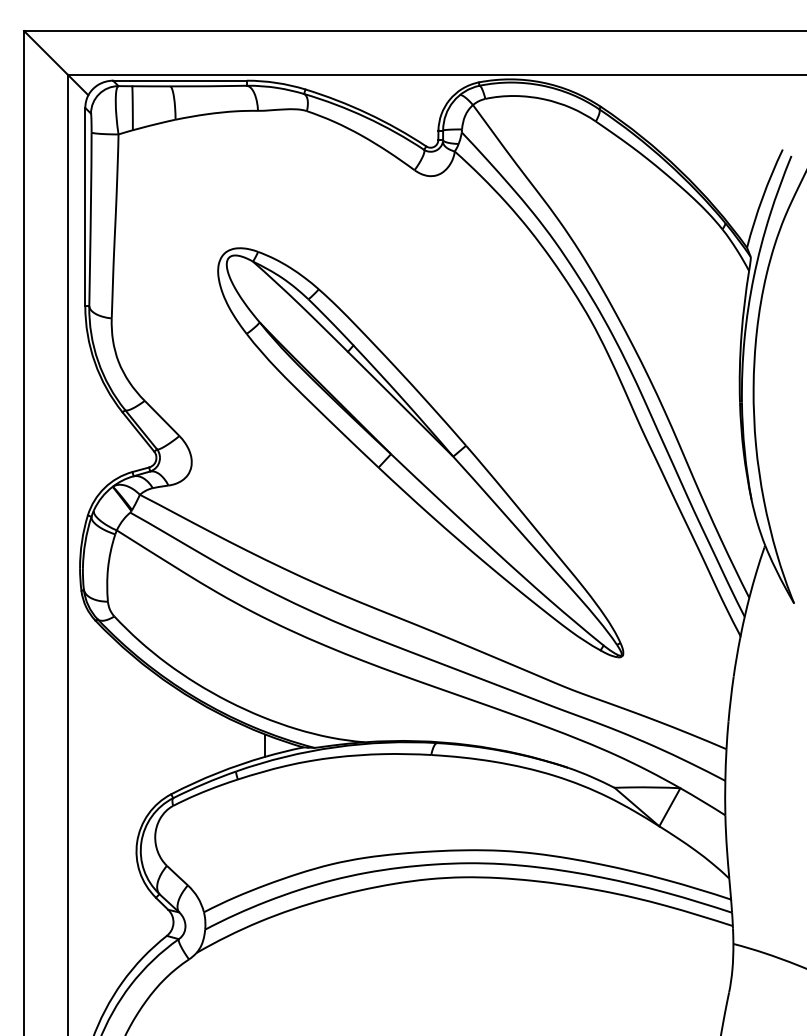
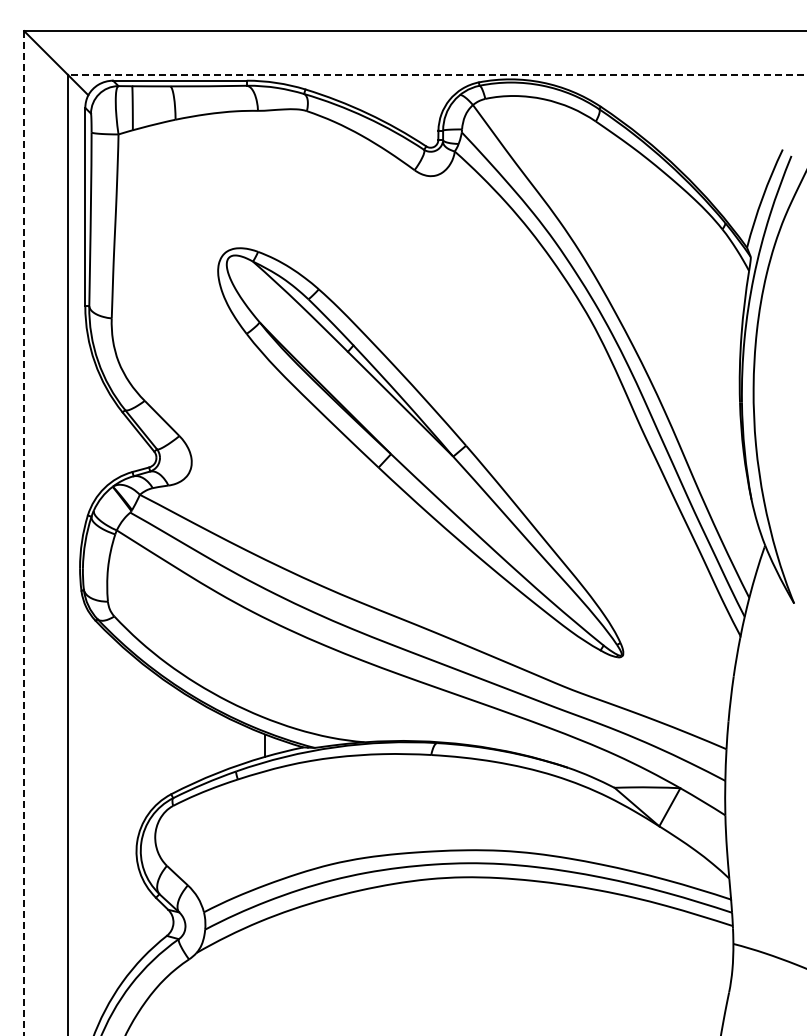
line: solid -> dashed (436, 74)
line: solid -> dashed (24, 533)
